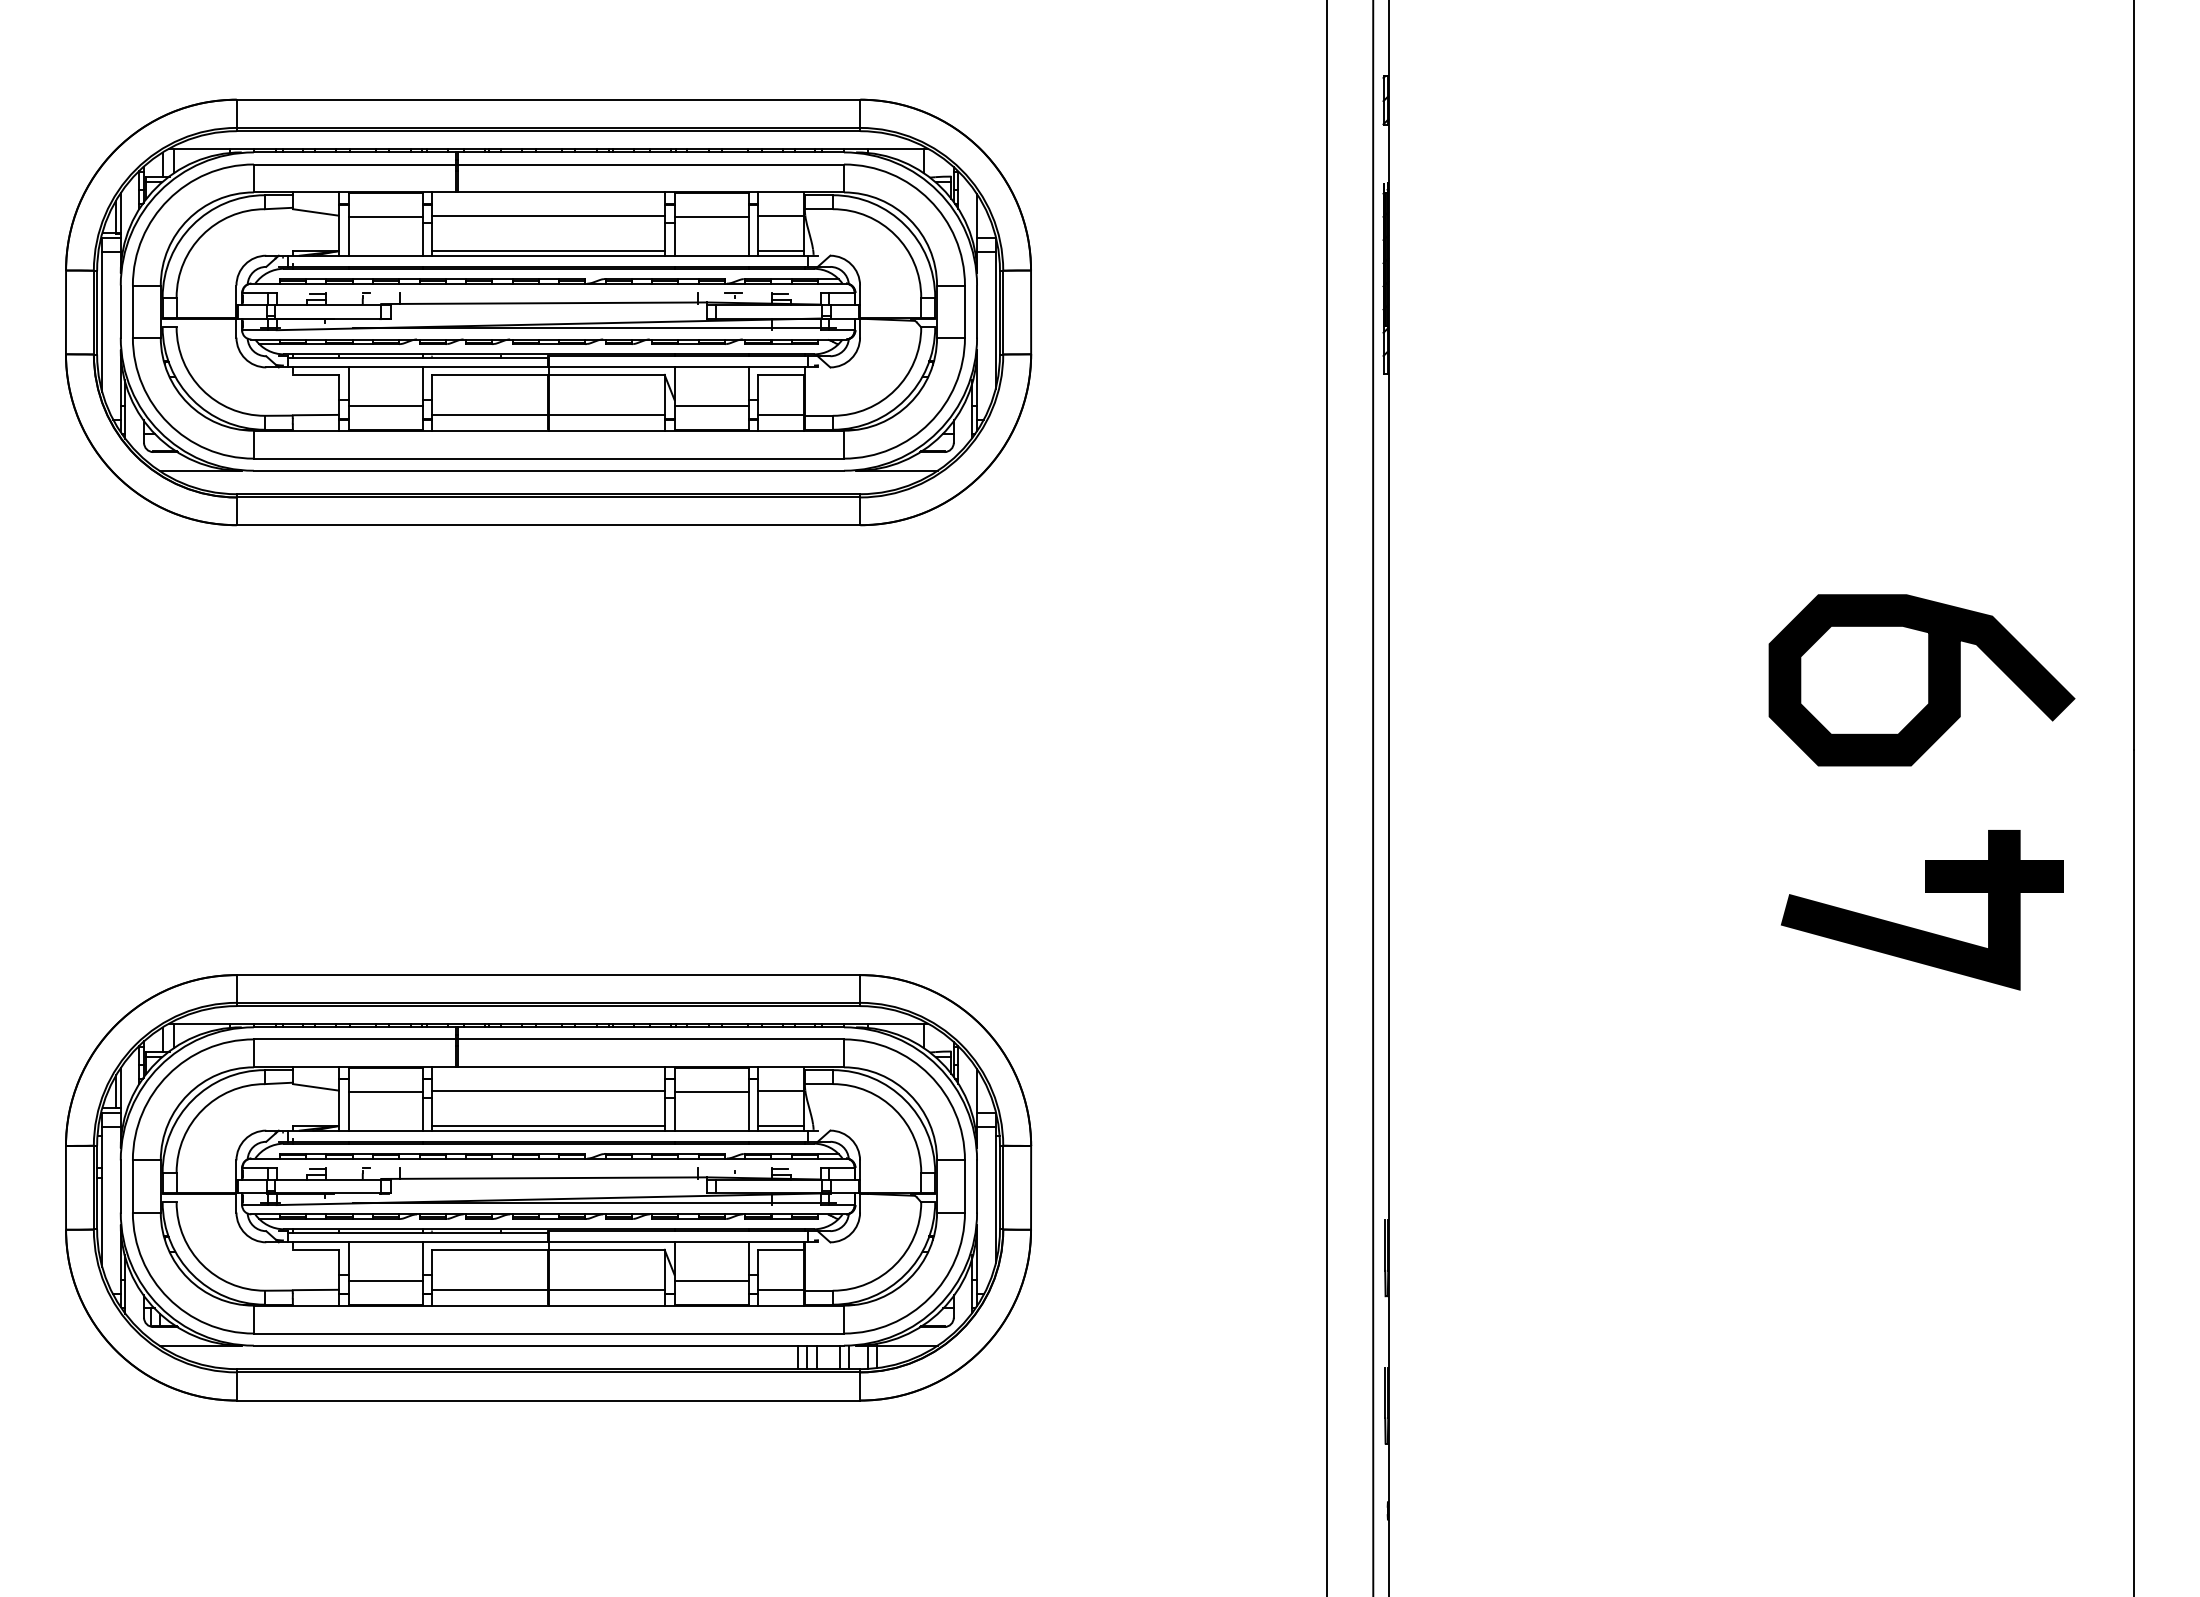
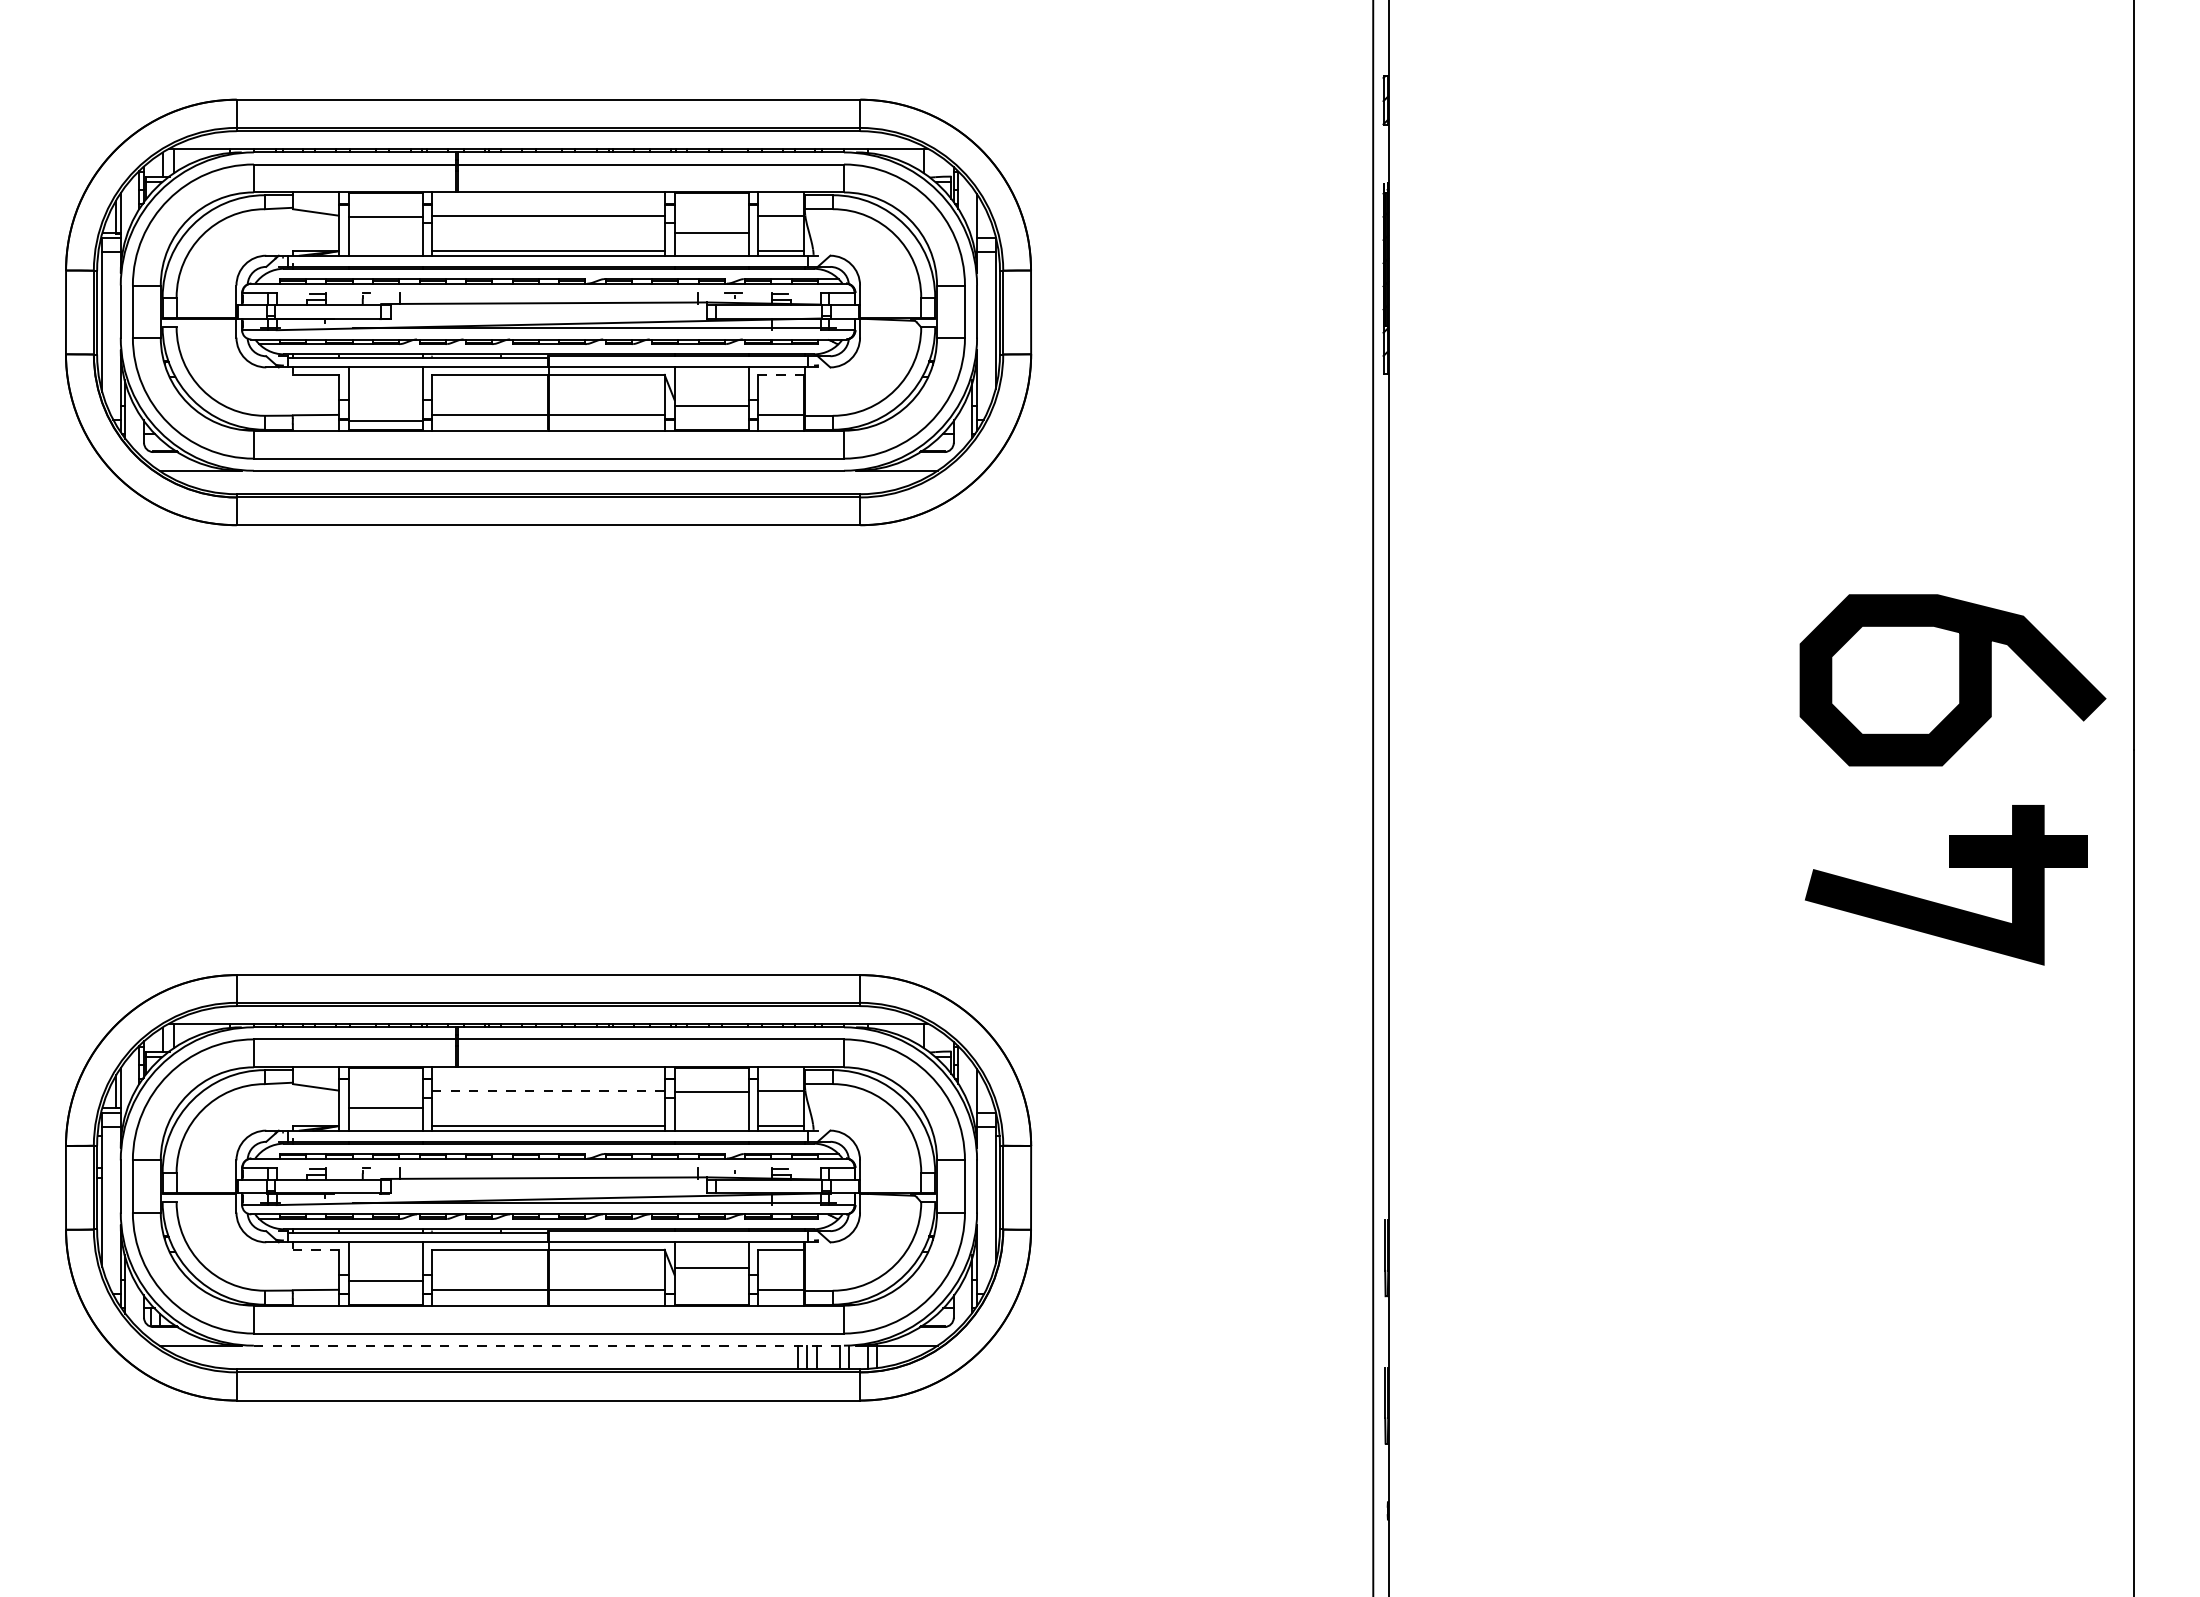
line position: (711, 216) -> (711, 232) (711, 232)
line: solid -> dashed (781, 374)
line position: (385, 406) -> (385, 421) (385, 421)
curve position: (1928, 680) -> (1959, 680) (1959, 680)
line: present -> none (1326, 797)
part position: (1925, 892) -> (1949, 867) (1949, 867)
line: solid -> dashed (548, 1090)
line position: (385, 1091) -> (385, 1107) (385, 1107)
line: solid -> dashed (316, 1249)
line position: (711, 1281) -> (711, 1268) (711, 1268)
line: solid -> dashed (549, 1345)
